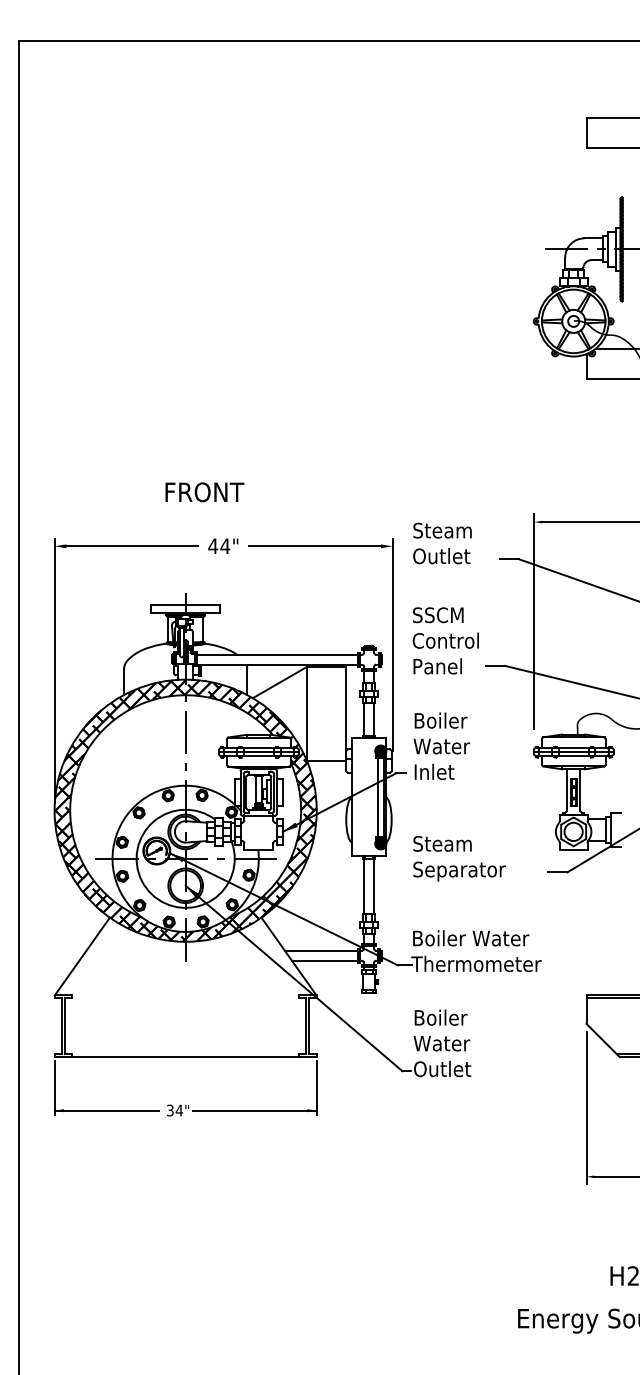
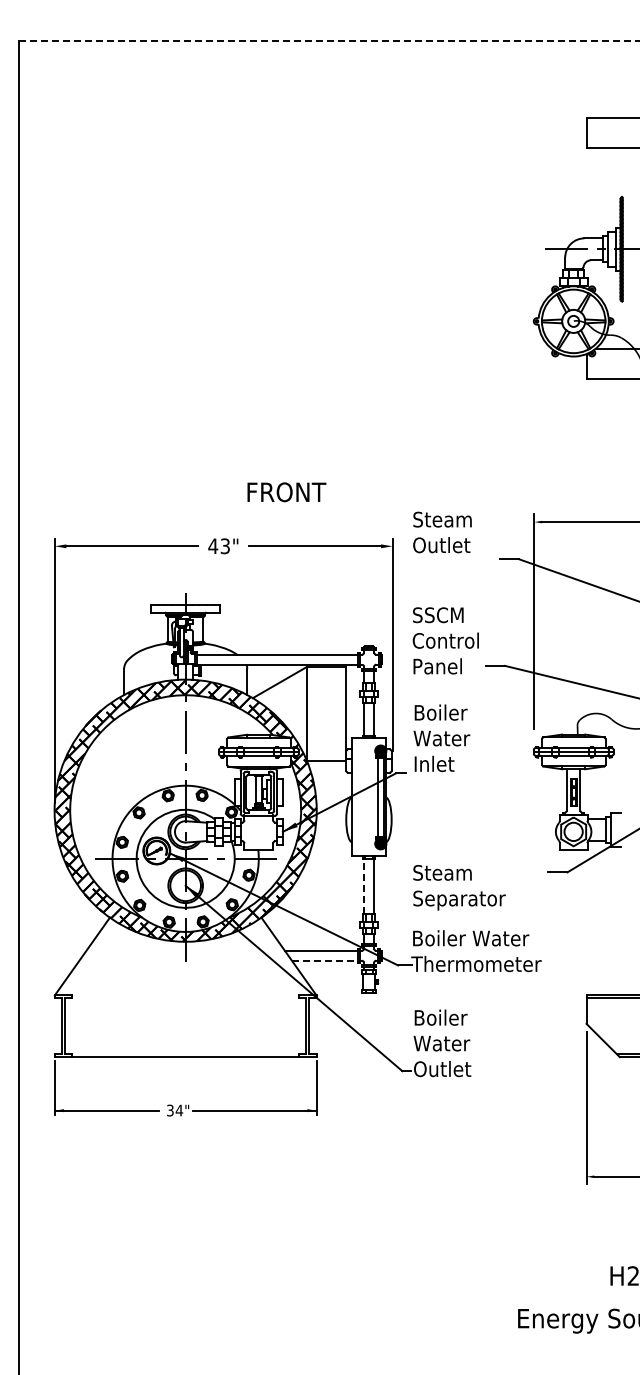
line: solid -> dashed (329, 41)
text position: (204, 492) -> (286, 492) (286, 492)
text position: (442, 543) -> (442, 532) (442, 532)
text: 44" -> 43" (225, 546)
text position: (441, 746) -> (441, 738) (441, 738)
text position: (459, 858) -> (459, 887) (459, 887)
line: solid -> dashed (363, 885)
line: solid -> dashed (324, 960)
